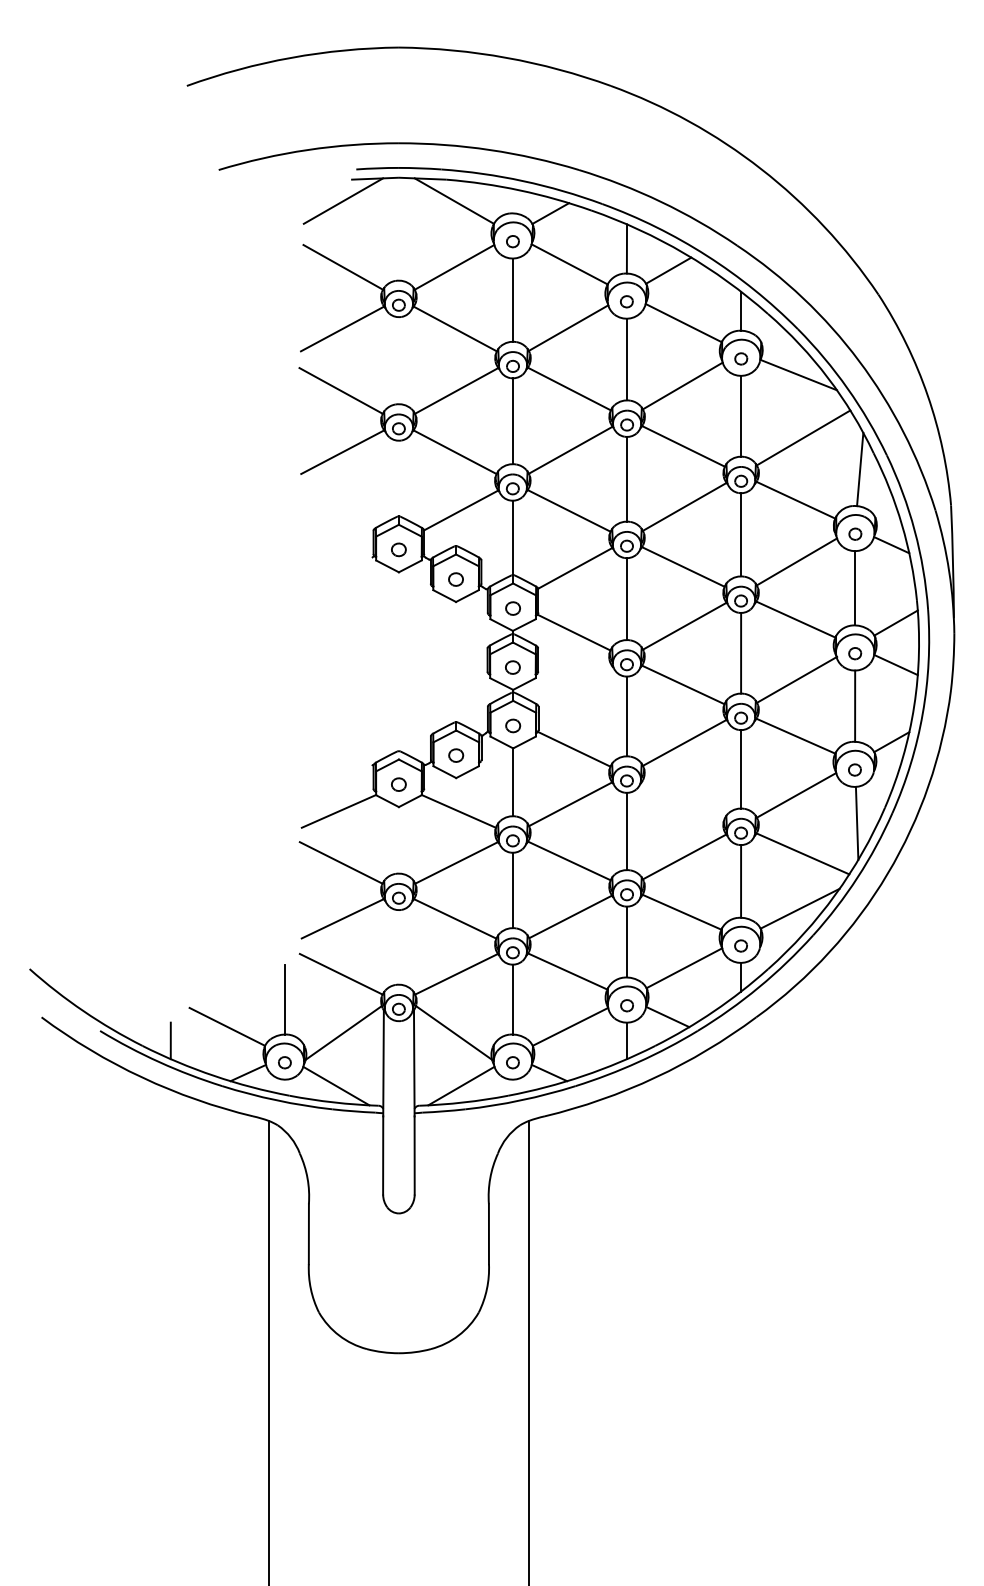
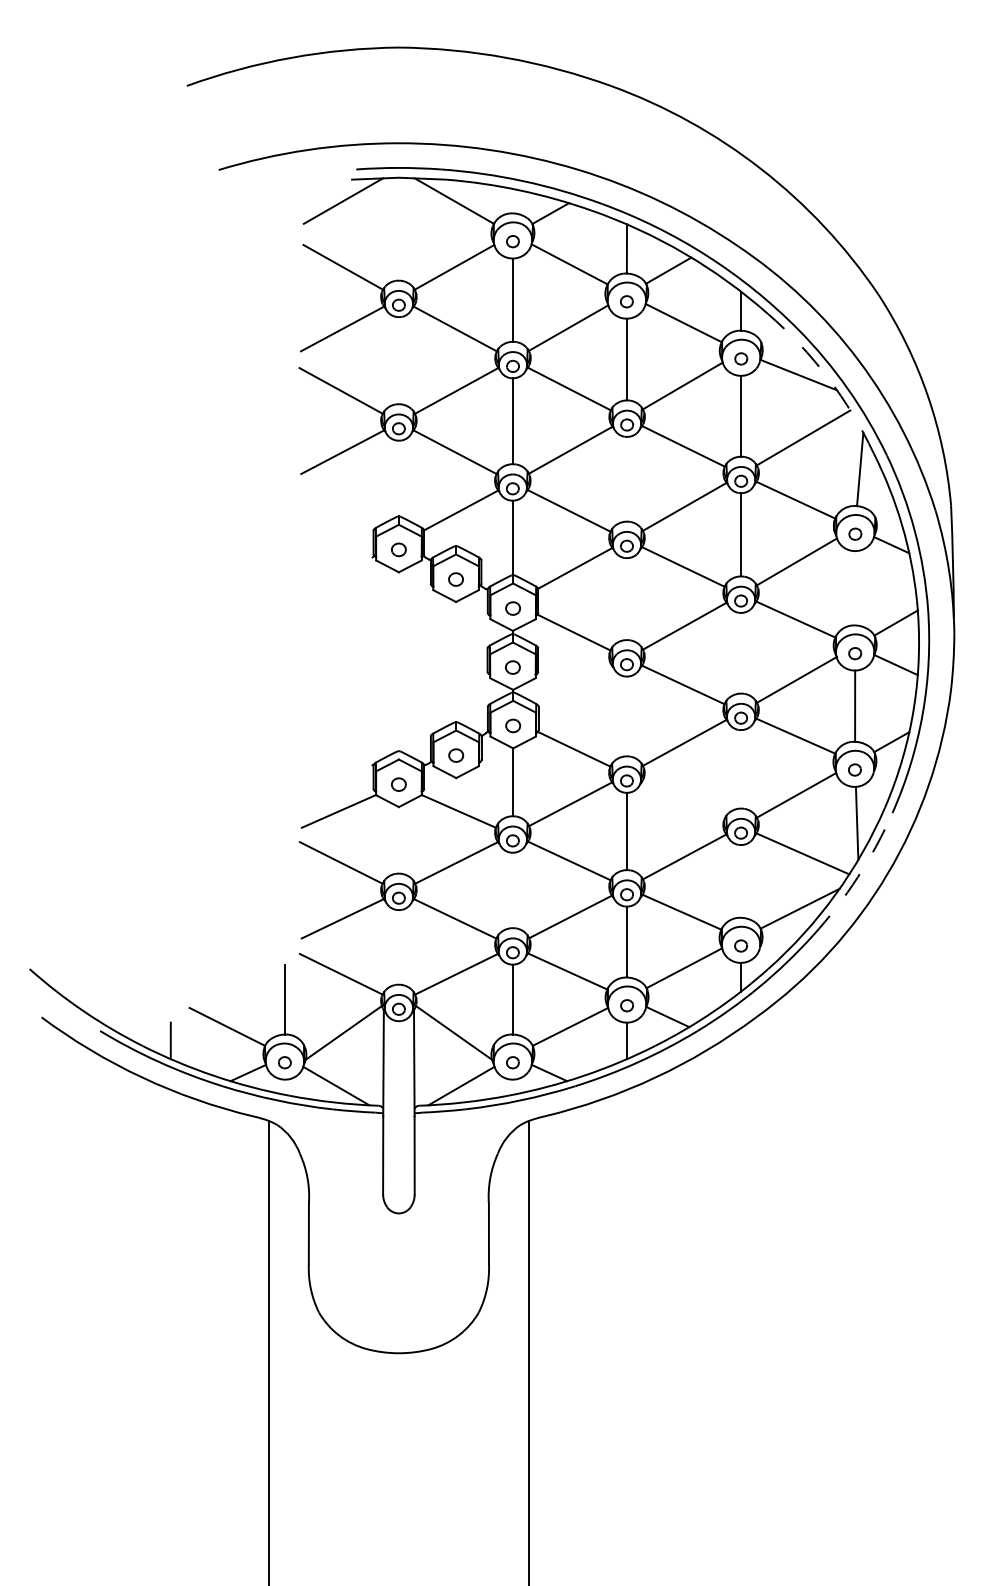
arc: solid -> dashed (828, 378)
line: present -> none (627, 478)
line: present -> none (855, 588)
line: present -> none (627, 599)
line: present -> none (741, 652)
line: present -> none (627, 716)
line: present -> none (741, 769)
arc: solid -> dashed (857, 877)
line: present -> none (741, 881)
line: present -> none (512, 890)
